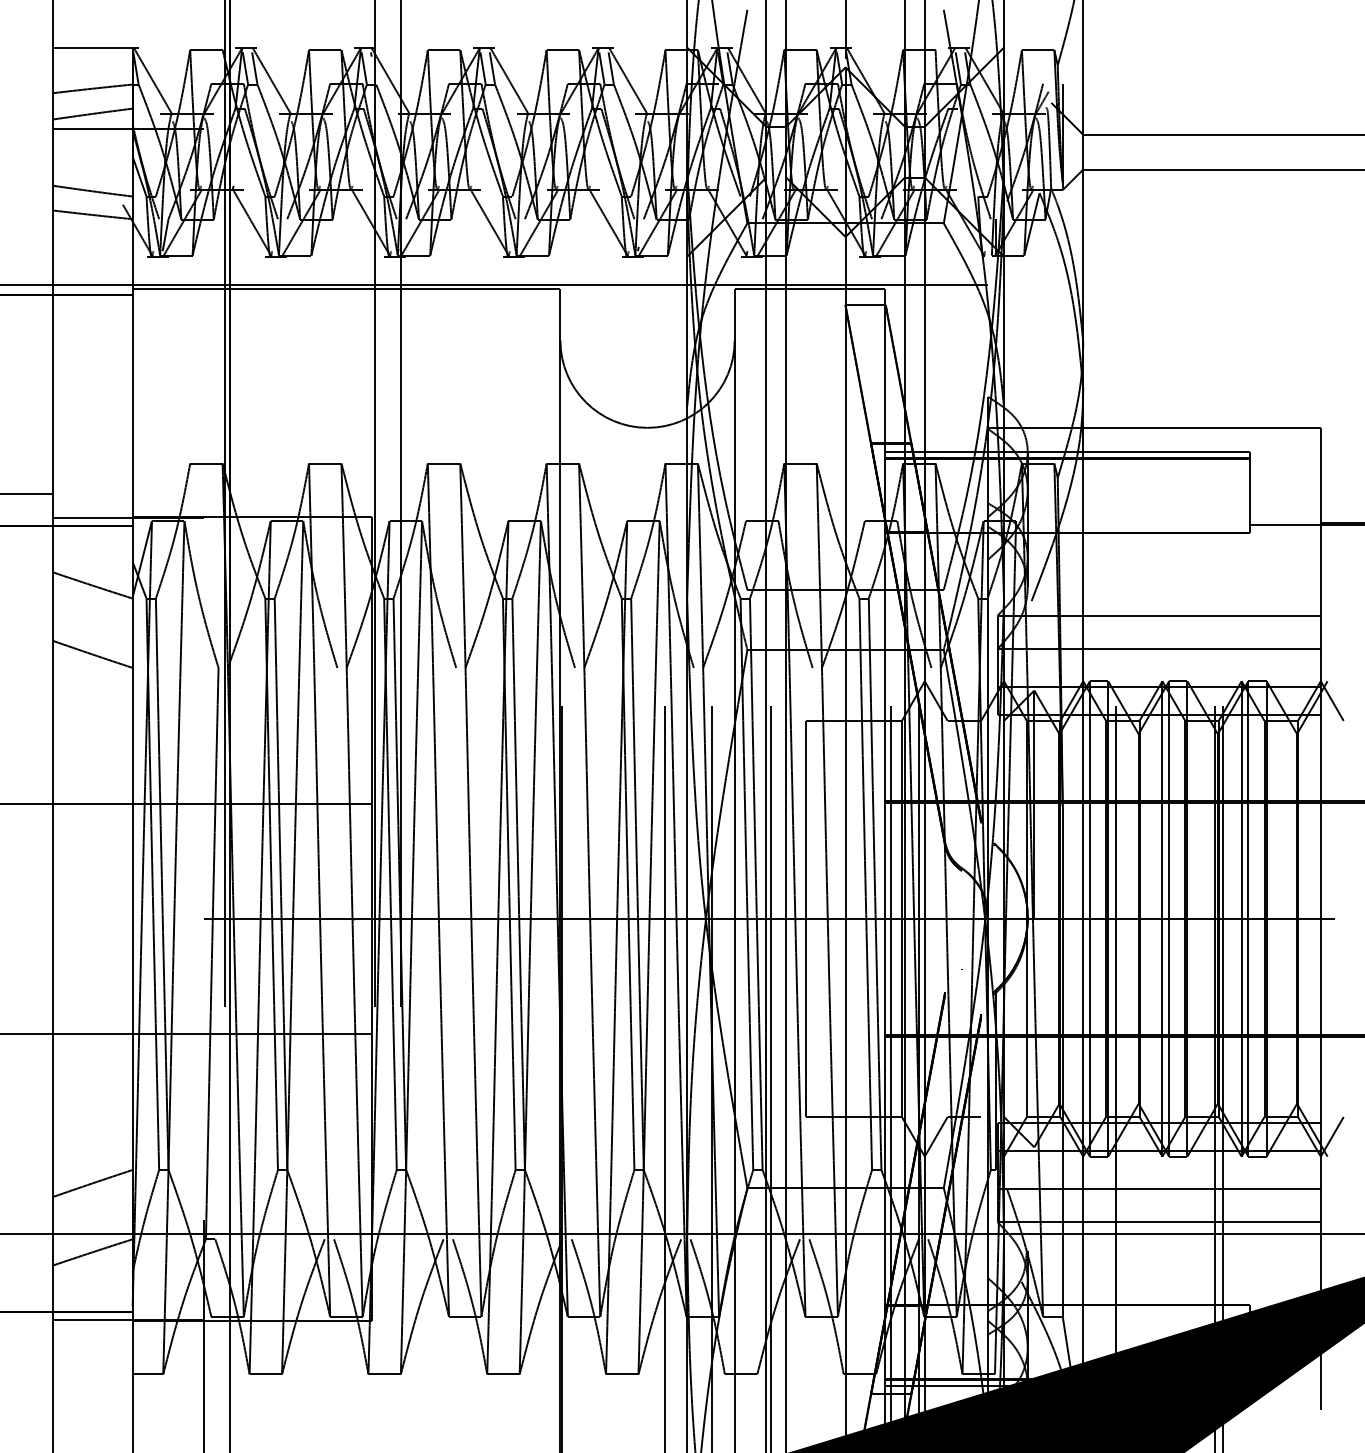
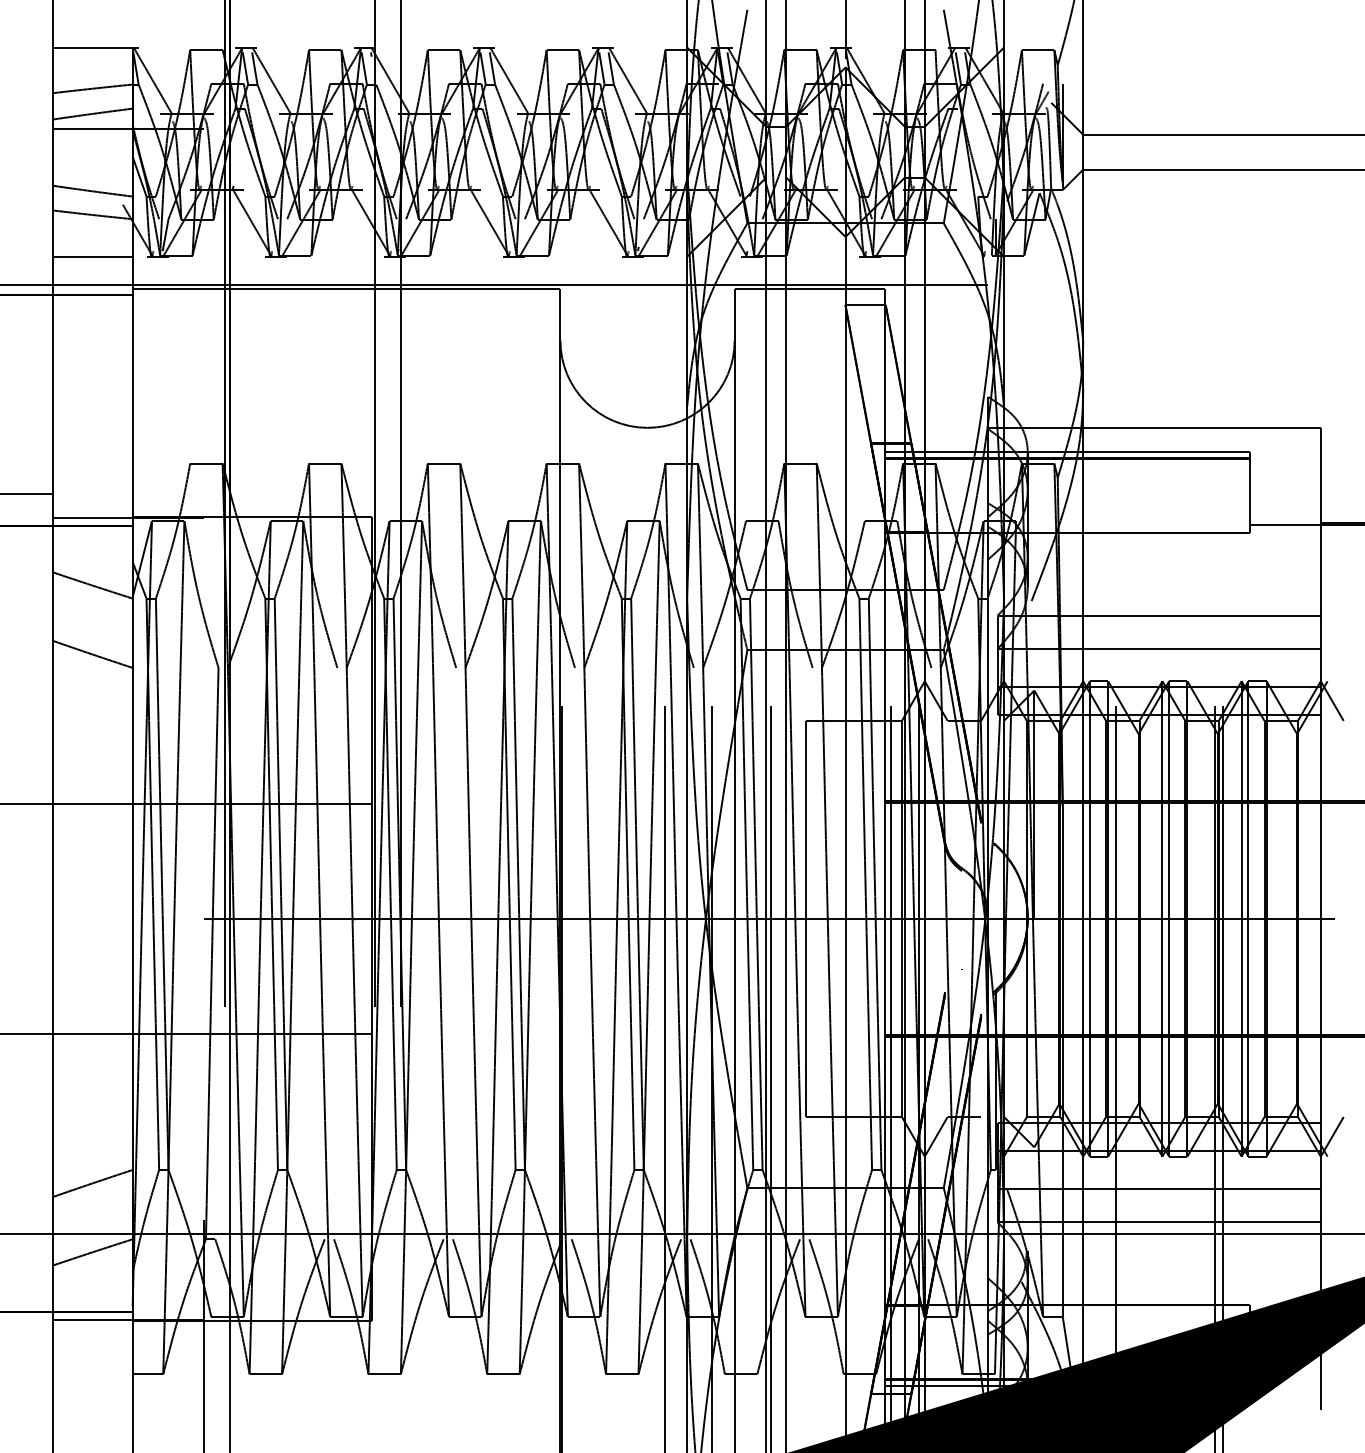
line: none -> present (92, 256)
